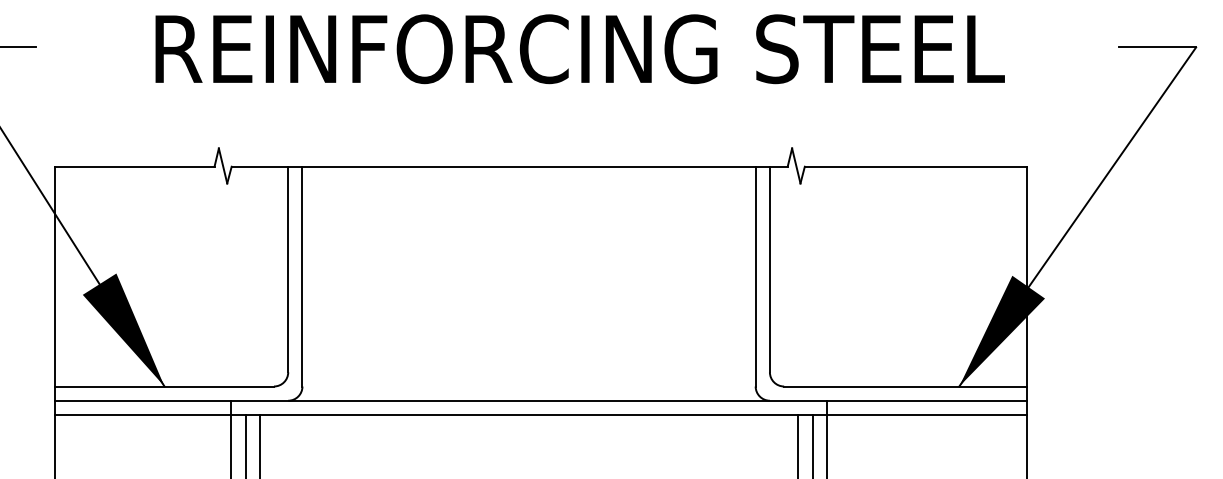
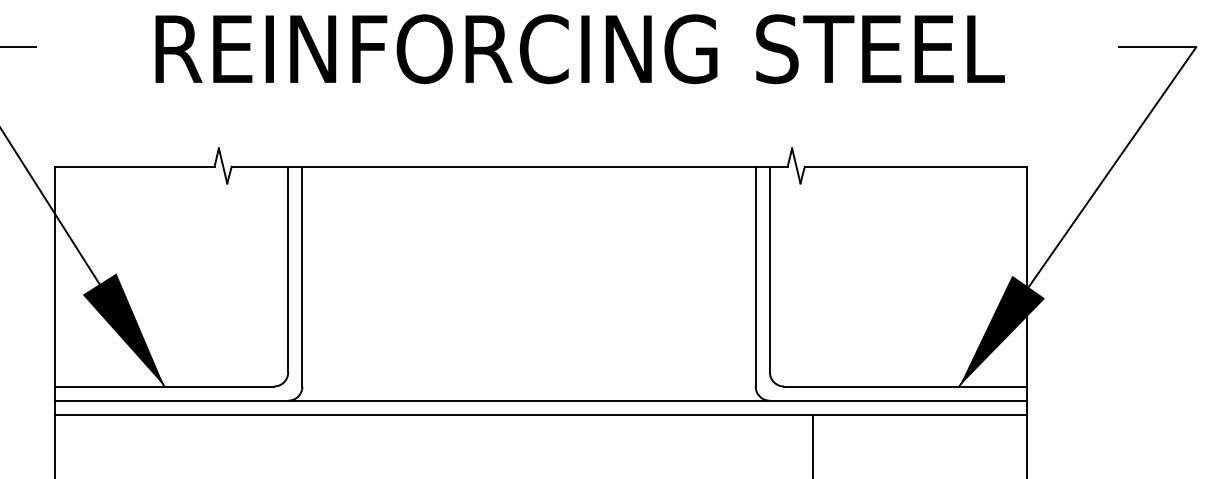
line: present -> none (231, 437)
line: present -> none (826, 437)
line: present -> none (245, 444)
line: present -> none (259, 444)
line: present -> none (798, 444)
